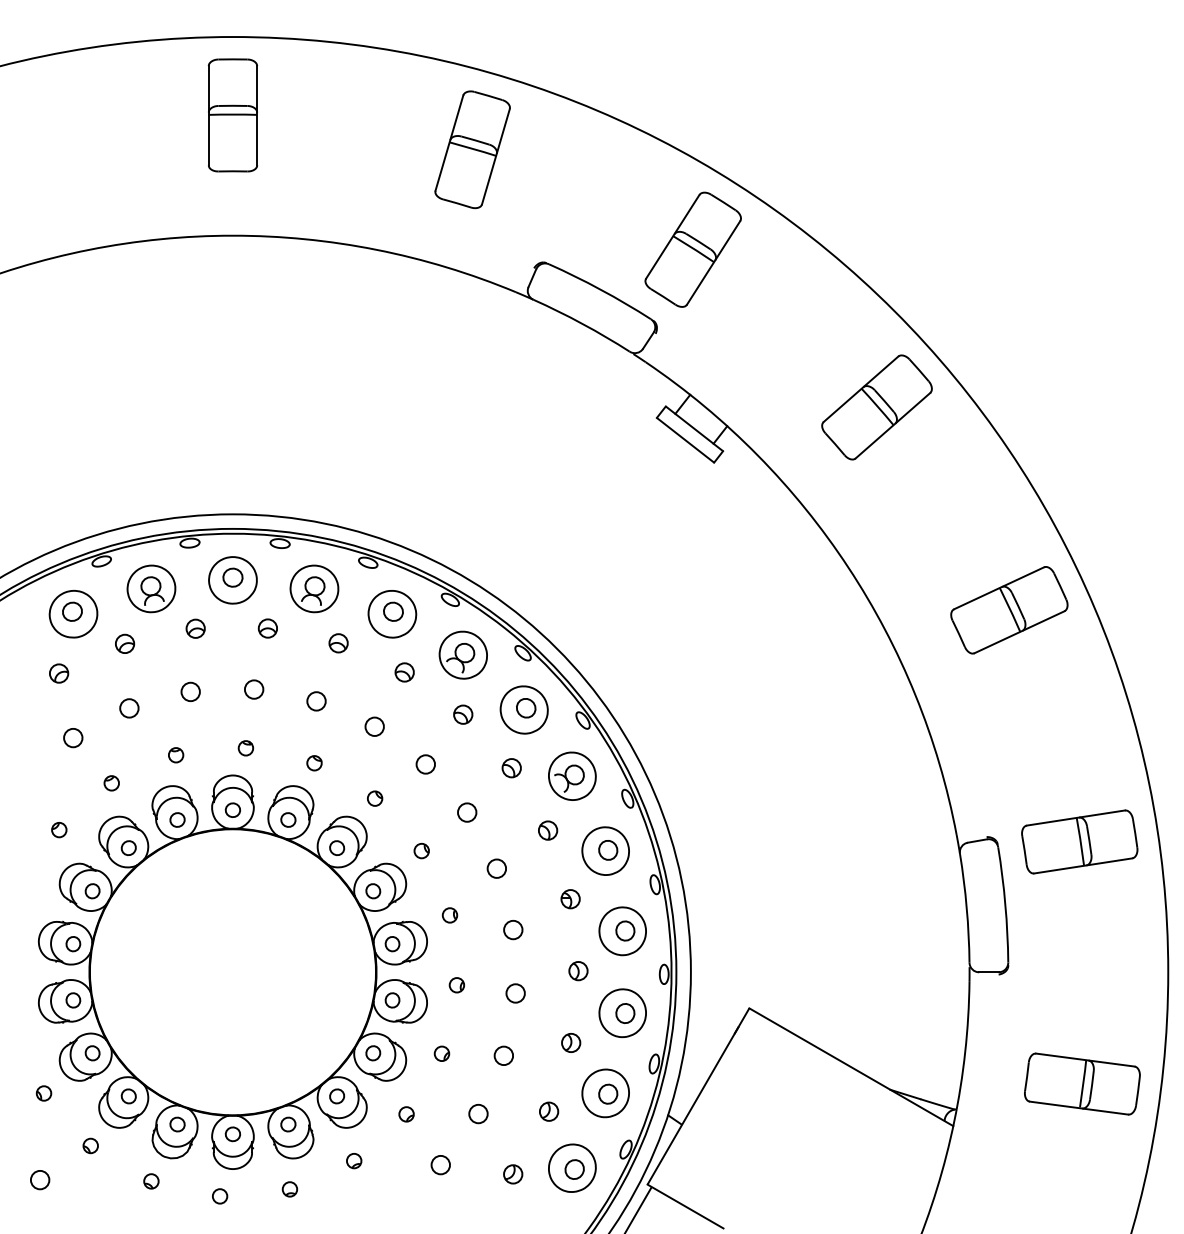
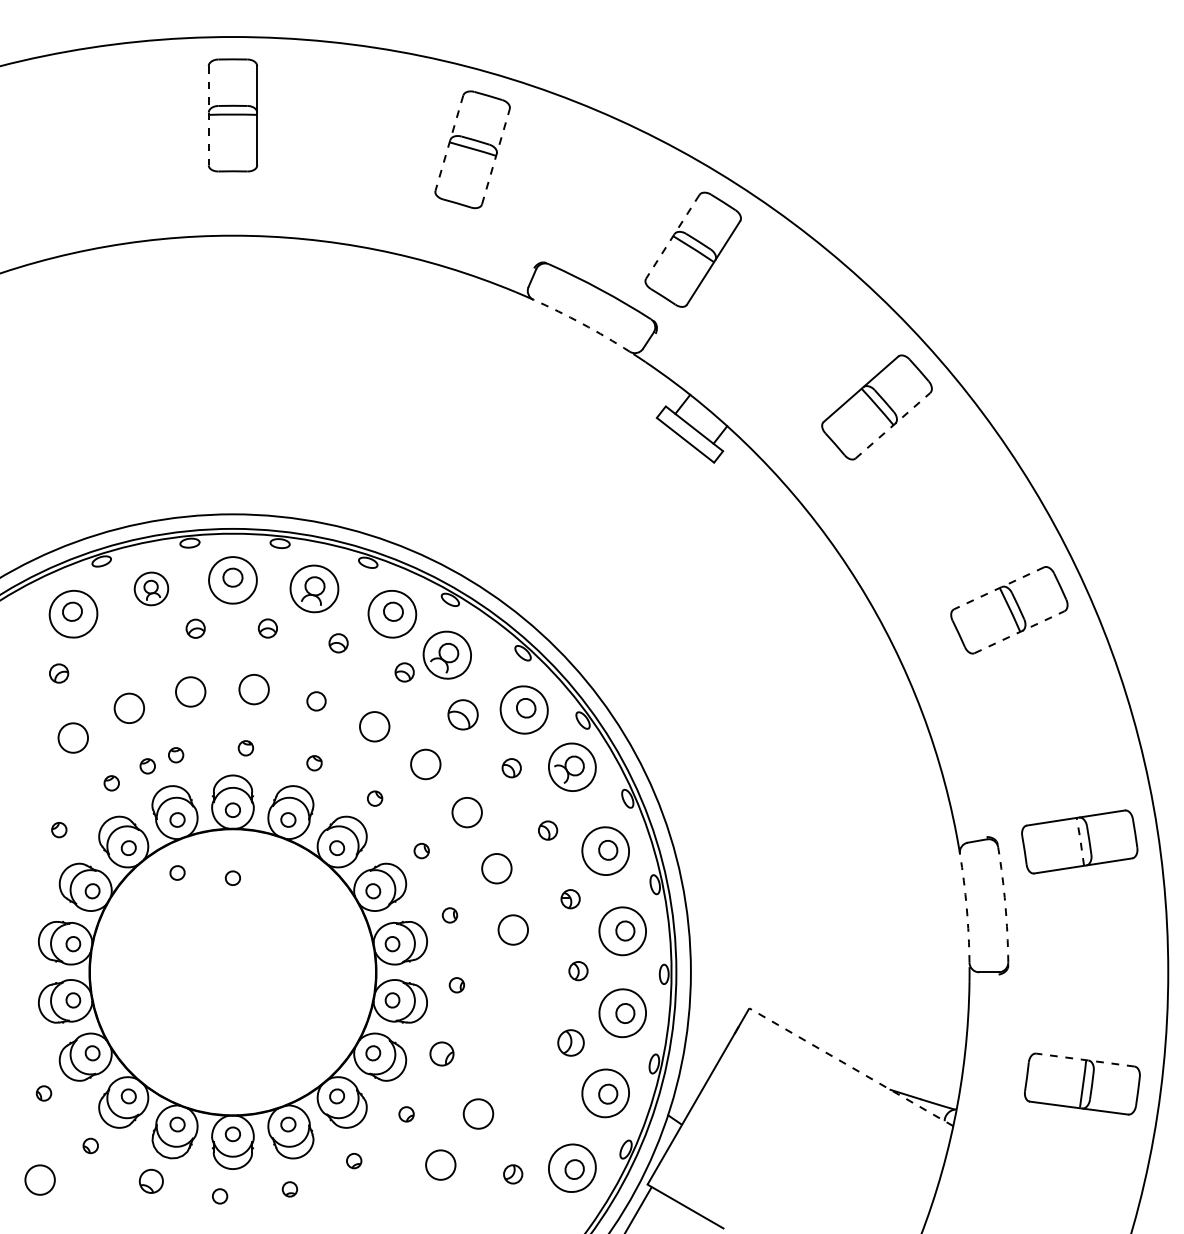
line: solid -> dashed (208, 115)
line: solid -> dashed (449, 143)
line: solid -> dashed (495, 156)
line: solid -> dashed (672, 236)
arc: solid -> dashed (582, 323)
line: solid -> dashed (892, 425)
part size: 51x50 px -> 37x36 px (151, 588)
line: solid -> dashed (999, 588)
line: solid -> dashed (1019, 632)
part: present -> none (125, 643)
part position: (462, 654) -> (446, 654) (446, 654)
circle diameter: 18 px -> 29 px (253, 689)
circle diameter: 18 px -> 29 px (190, 691)
circle diameter: 18 px -> 29 px (129, 708)
part size: 21x21 px -> 32x32 px (462, 714)
circle diameter: 18 px -> 29 px (374, 726)
circle diameter: 18 px -> 29 px (73, 737)
circle diameter: 18 px -> 29 px (425, 764)
part: none -> present (147, 766)
part position: (572, 775) -> (572, 766) (572, 766)
circle diameter: 18 px -> 29 px (466, 812)
line: solid -> dashed (1080, 840)
circle diameter: 18 px -> 29 px (496, 868)
part: none -> present (177, 872)
part: none -> present (232, 877)
arc: solid -> dashed (1005, 904)
arc: solid -> dashed (966, 908)
circle diameter: 18 px -> 29 px (513, 929)
circle: present -> none (515, 993)
part size: 21x20 px -> 28x28 px (570, 1042)
part size: 18x17 px -> 26x26 px (441, 1053)
circle: present -> none (503, 1055)
line: solid -> dashed (1085, 1060)
line: solid -> dashed (851, 1067)
part: present -> none (549, 1111)
circle diameter: 18 px -> 29 px (478, 1113)
circle diameter: 18 px -> 29 px (440, 1164)
circle diameter: 18 px -> 29 px (39, 1179)
part size: 17x17 px -> 26x26 px (150, 1180)
